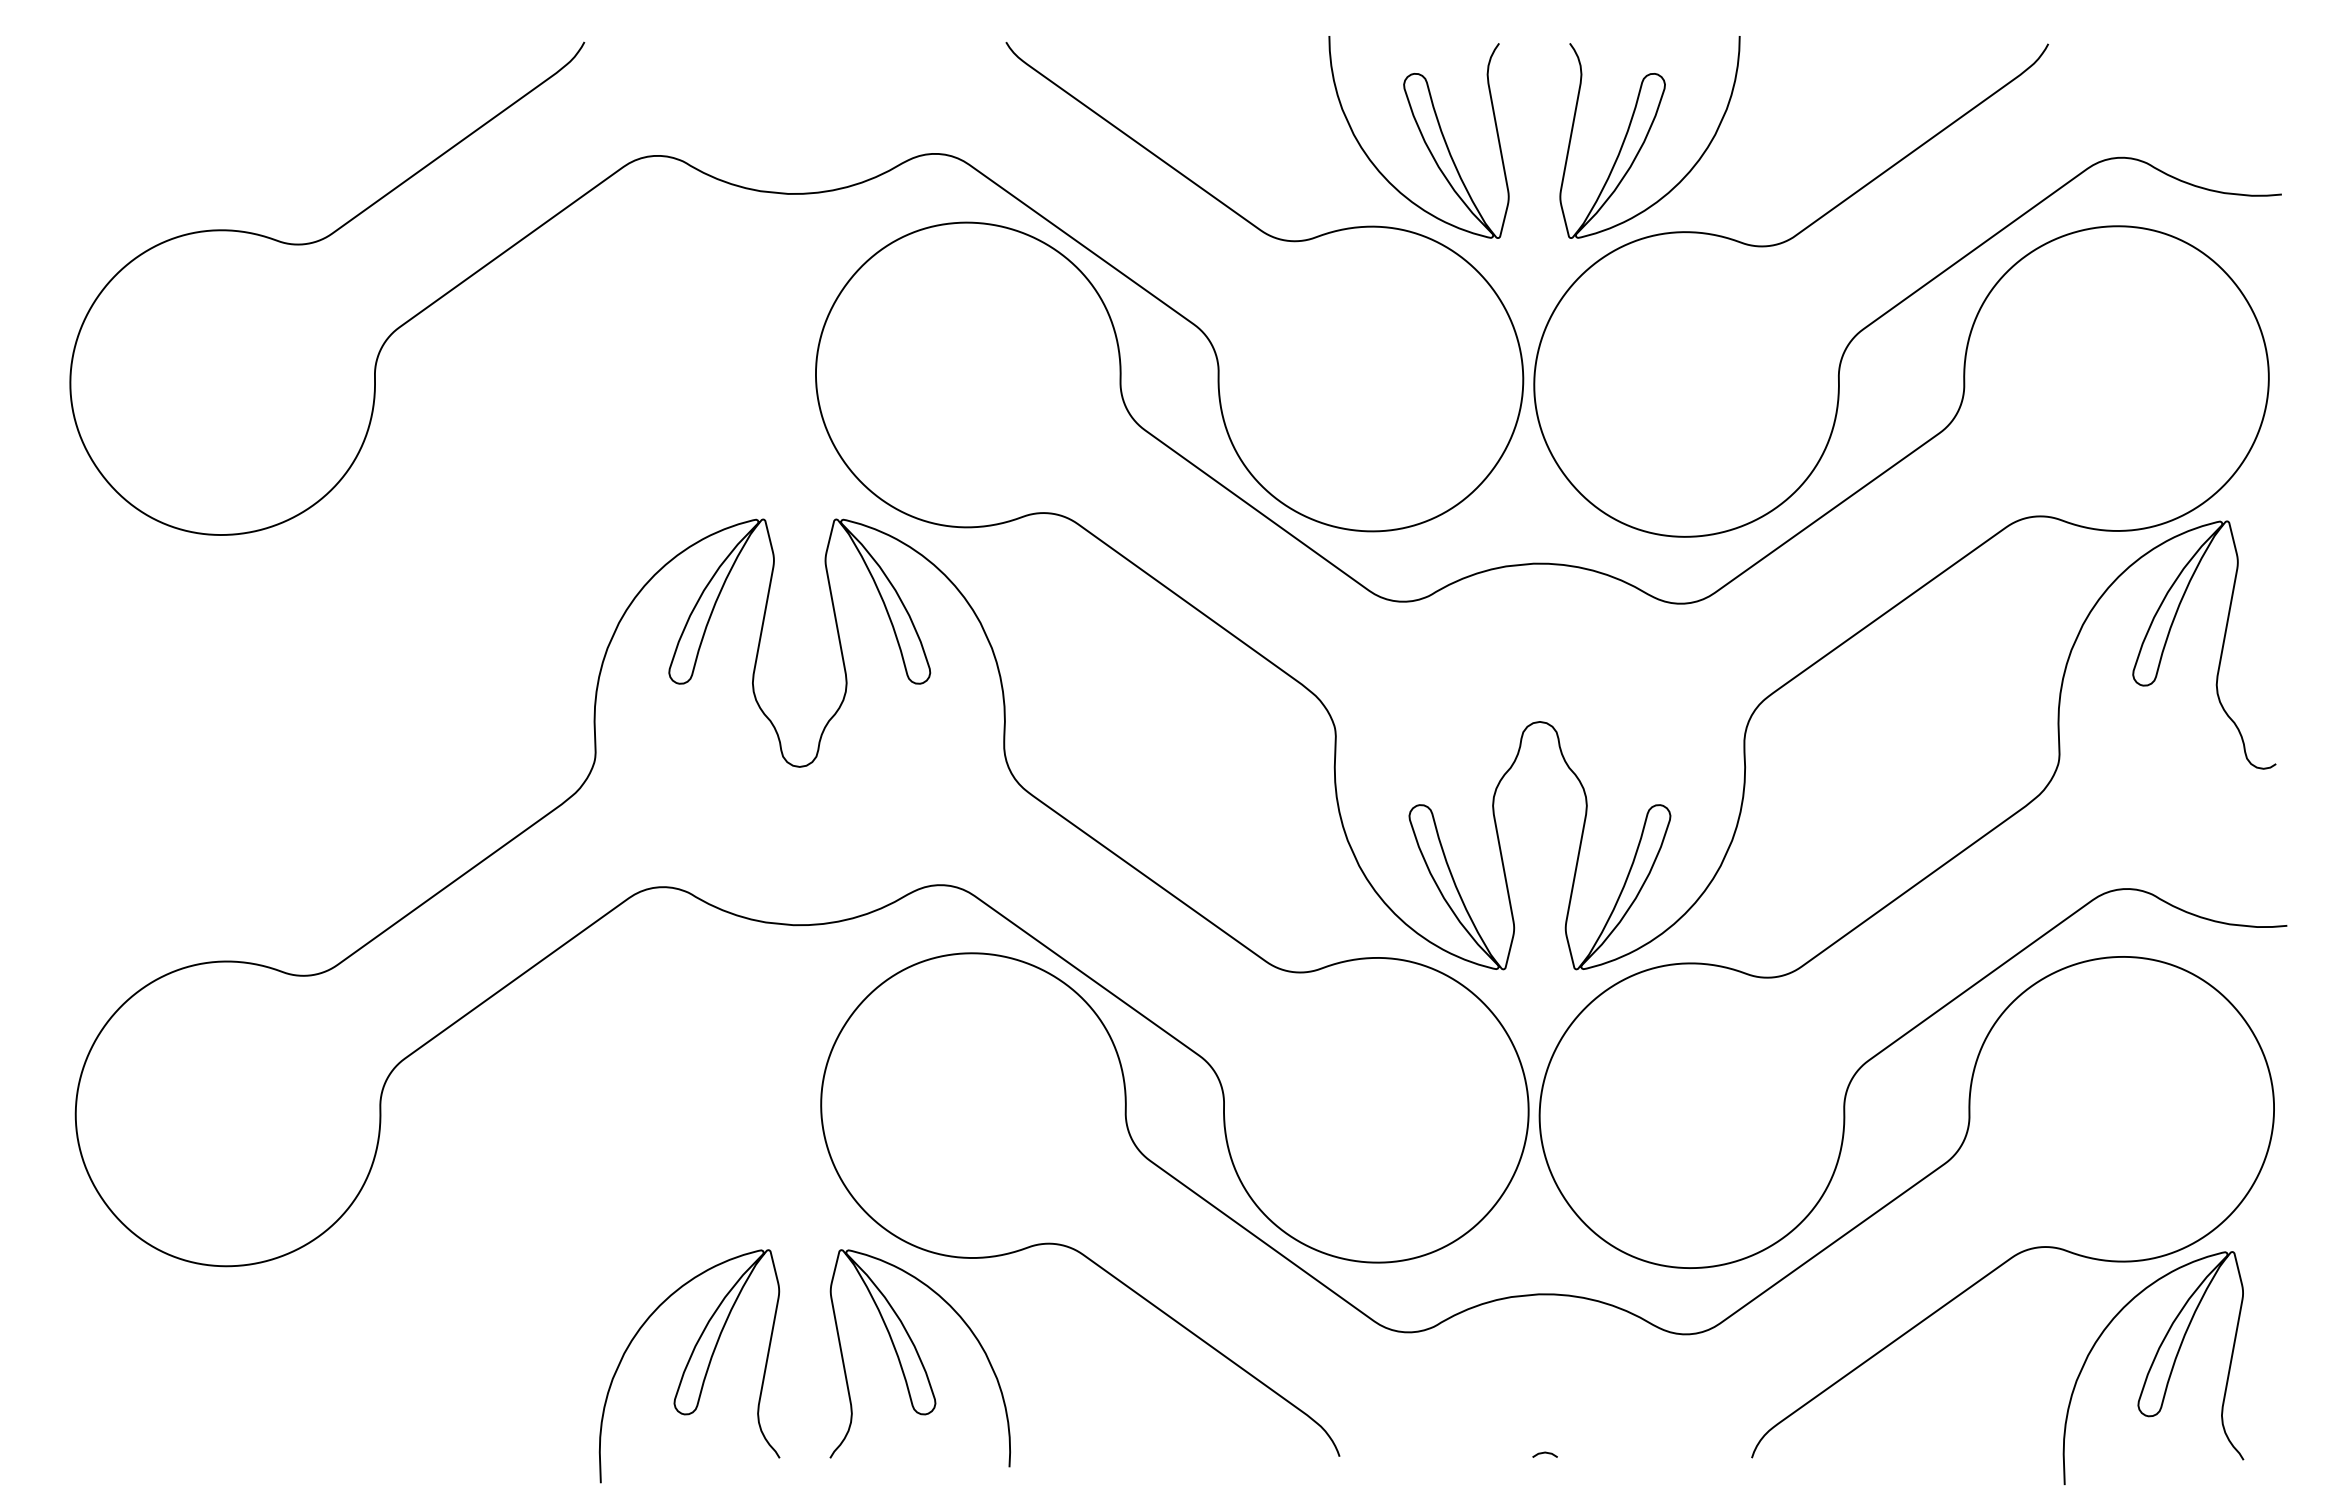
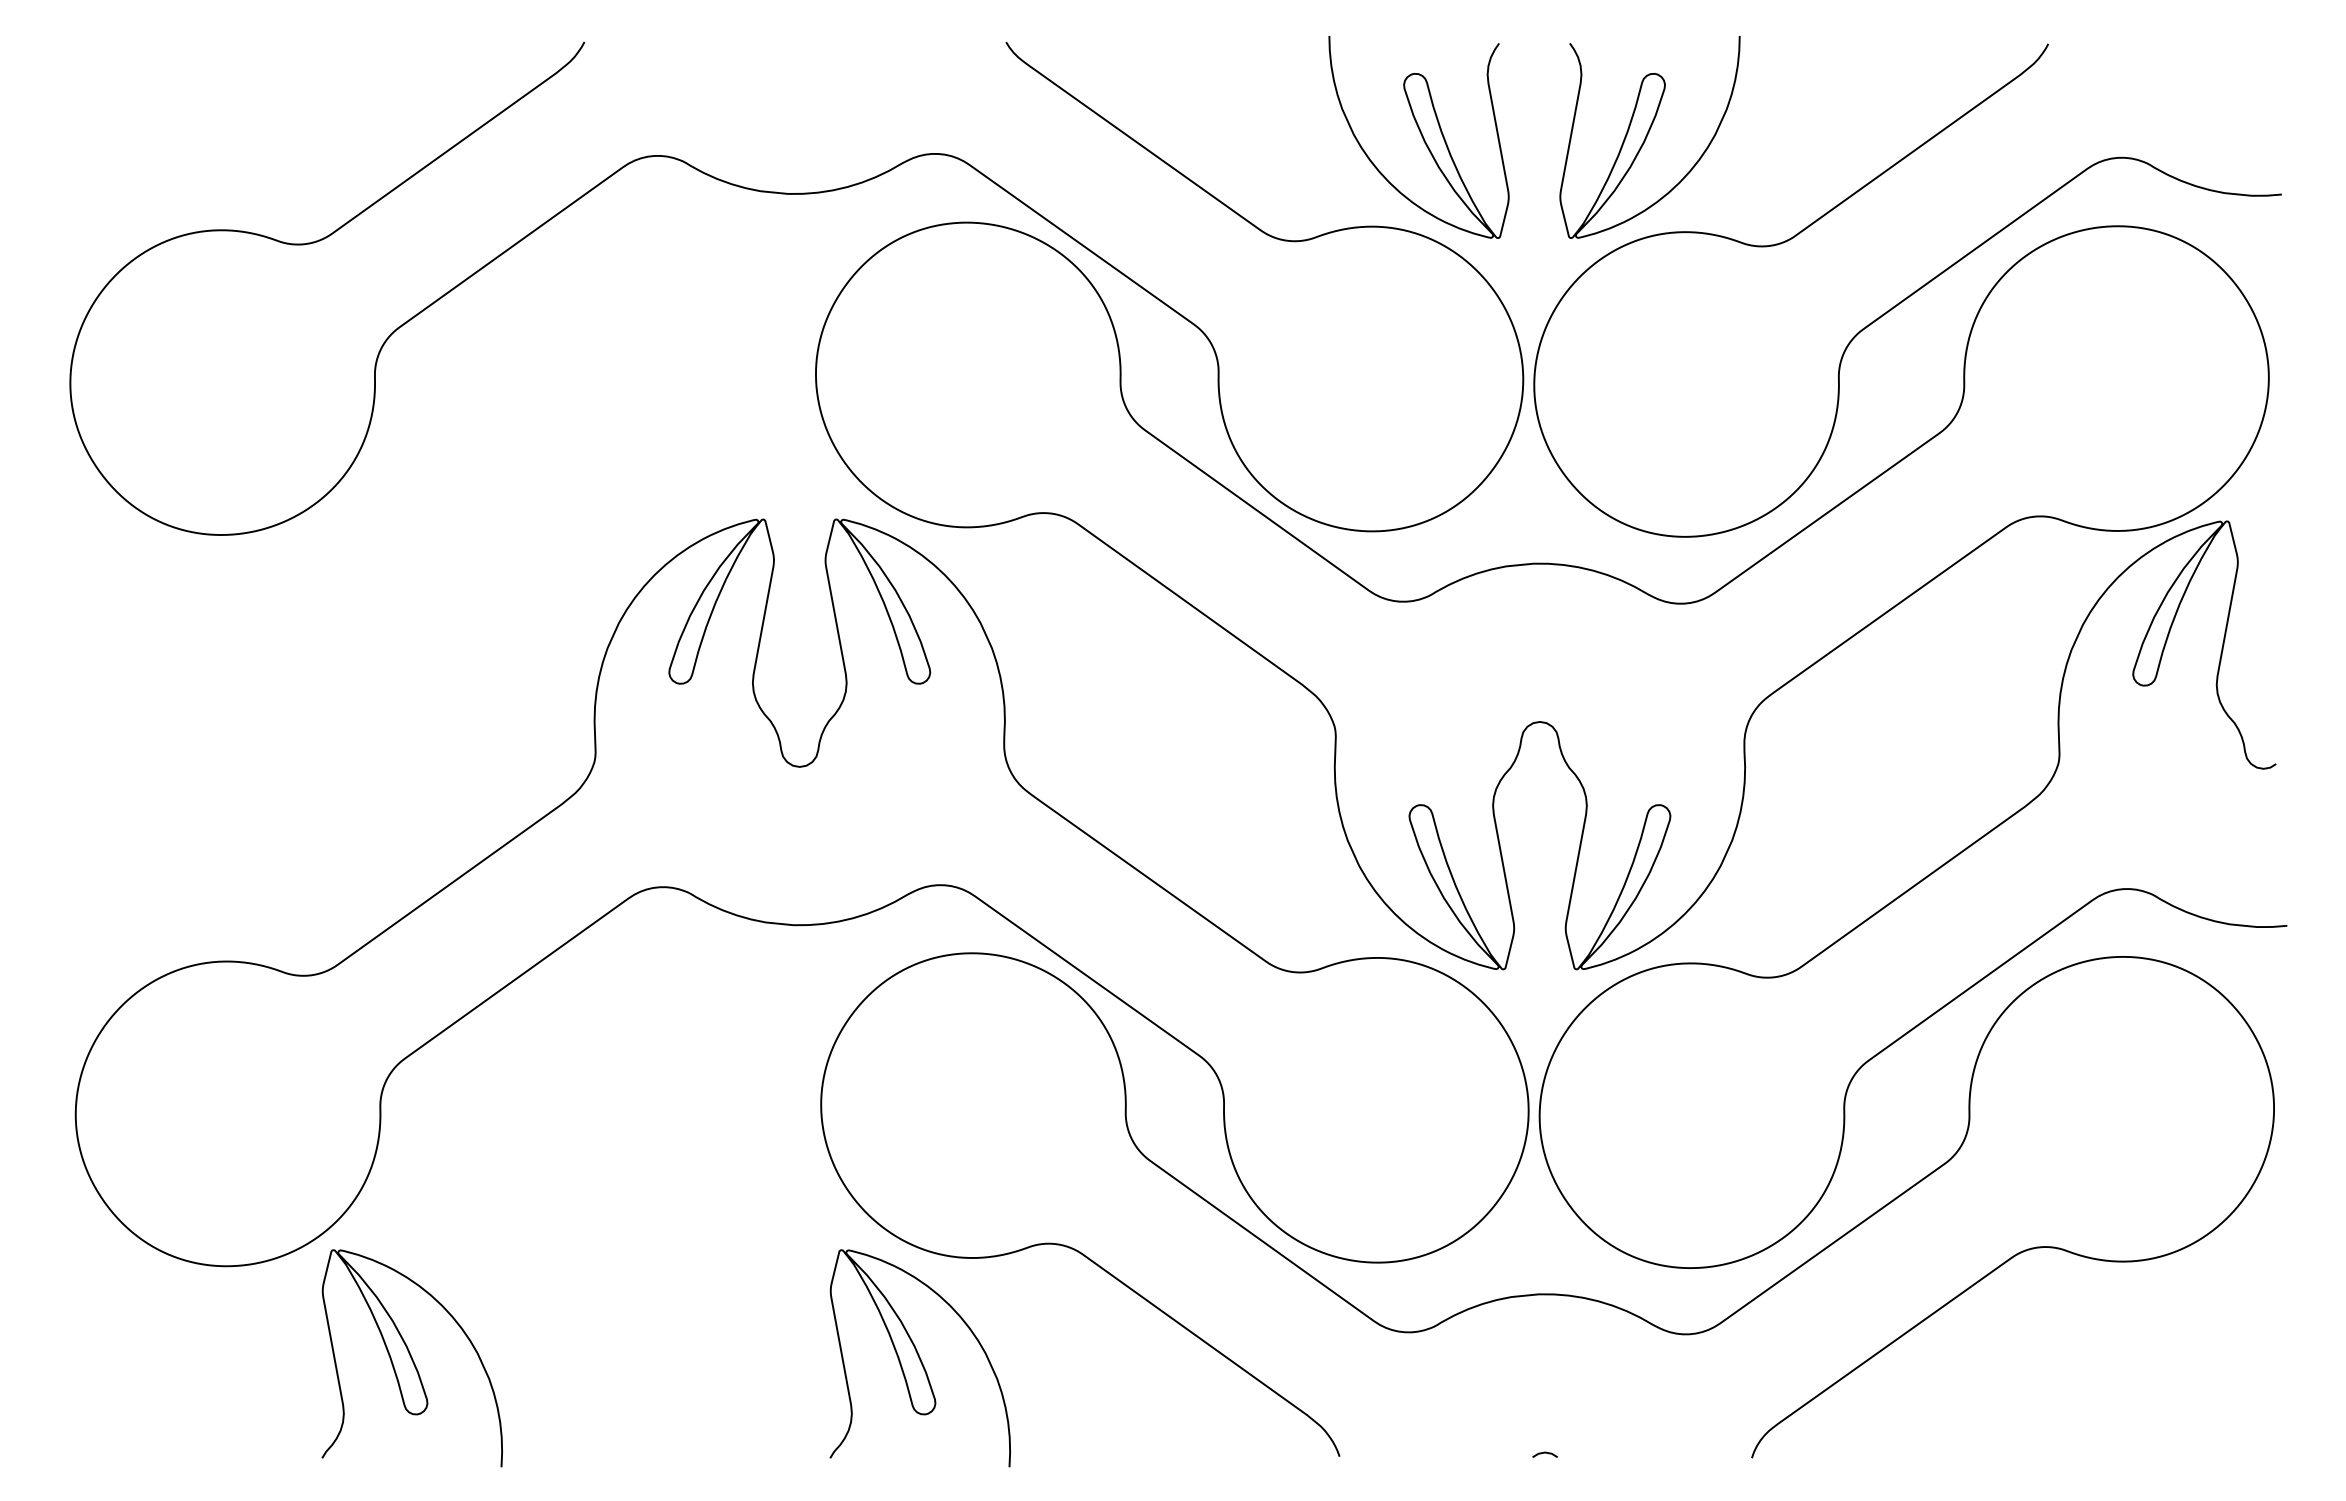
curve: none -> present (411, 1358)
curve: present -> none (687, 1366)
curve: present -> none (2151, 1368)
